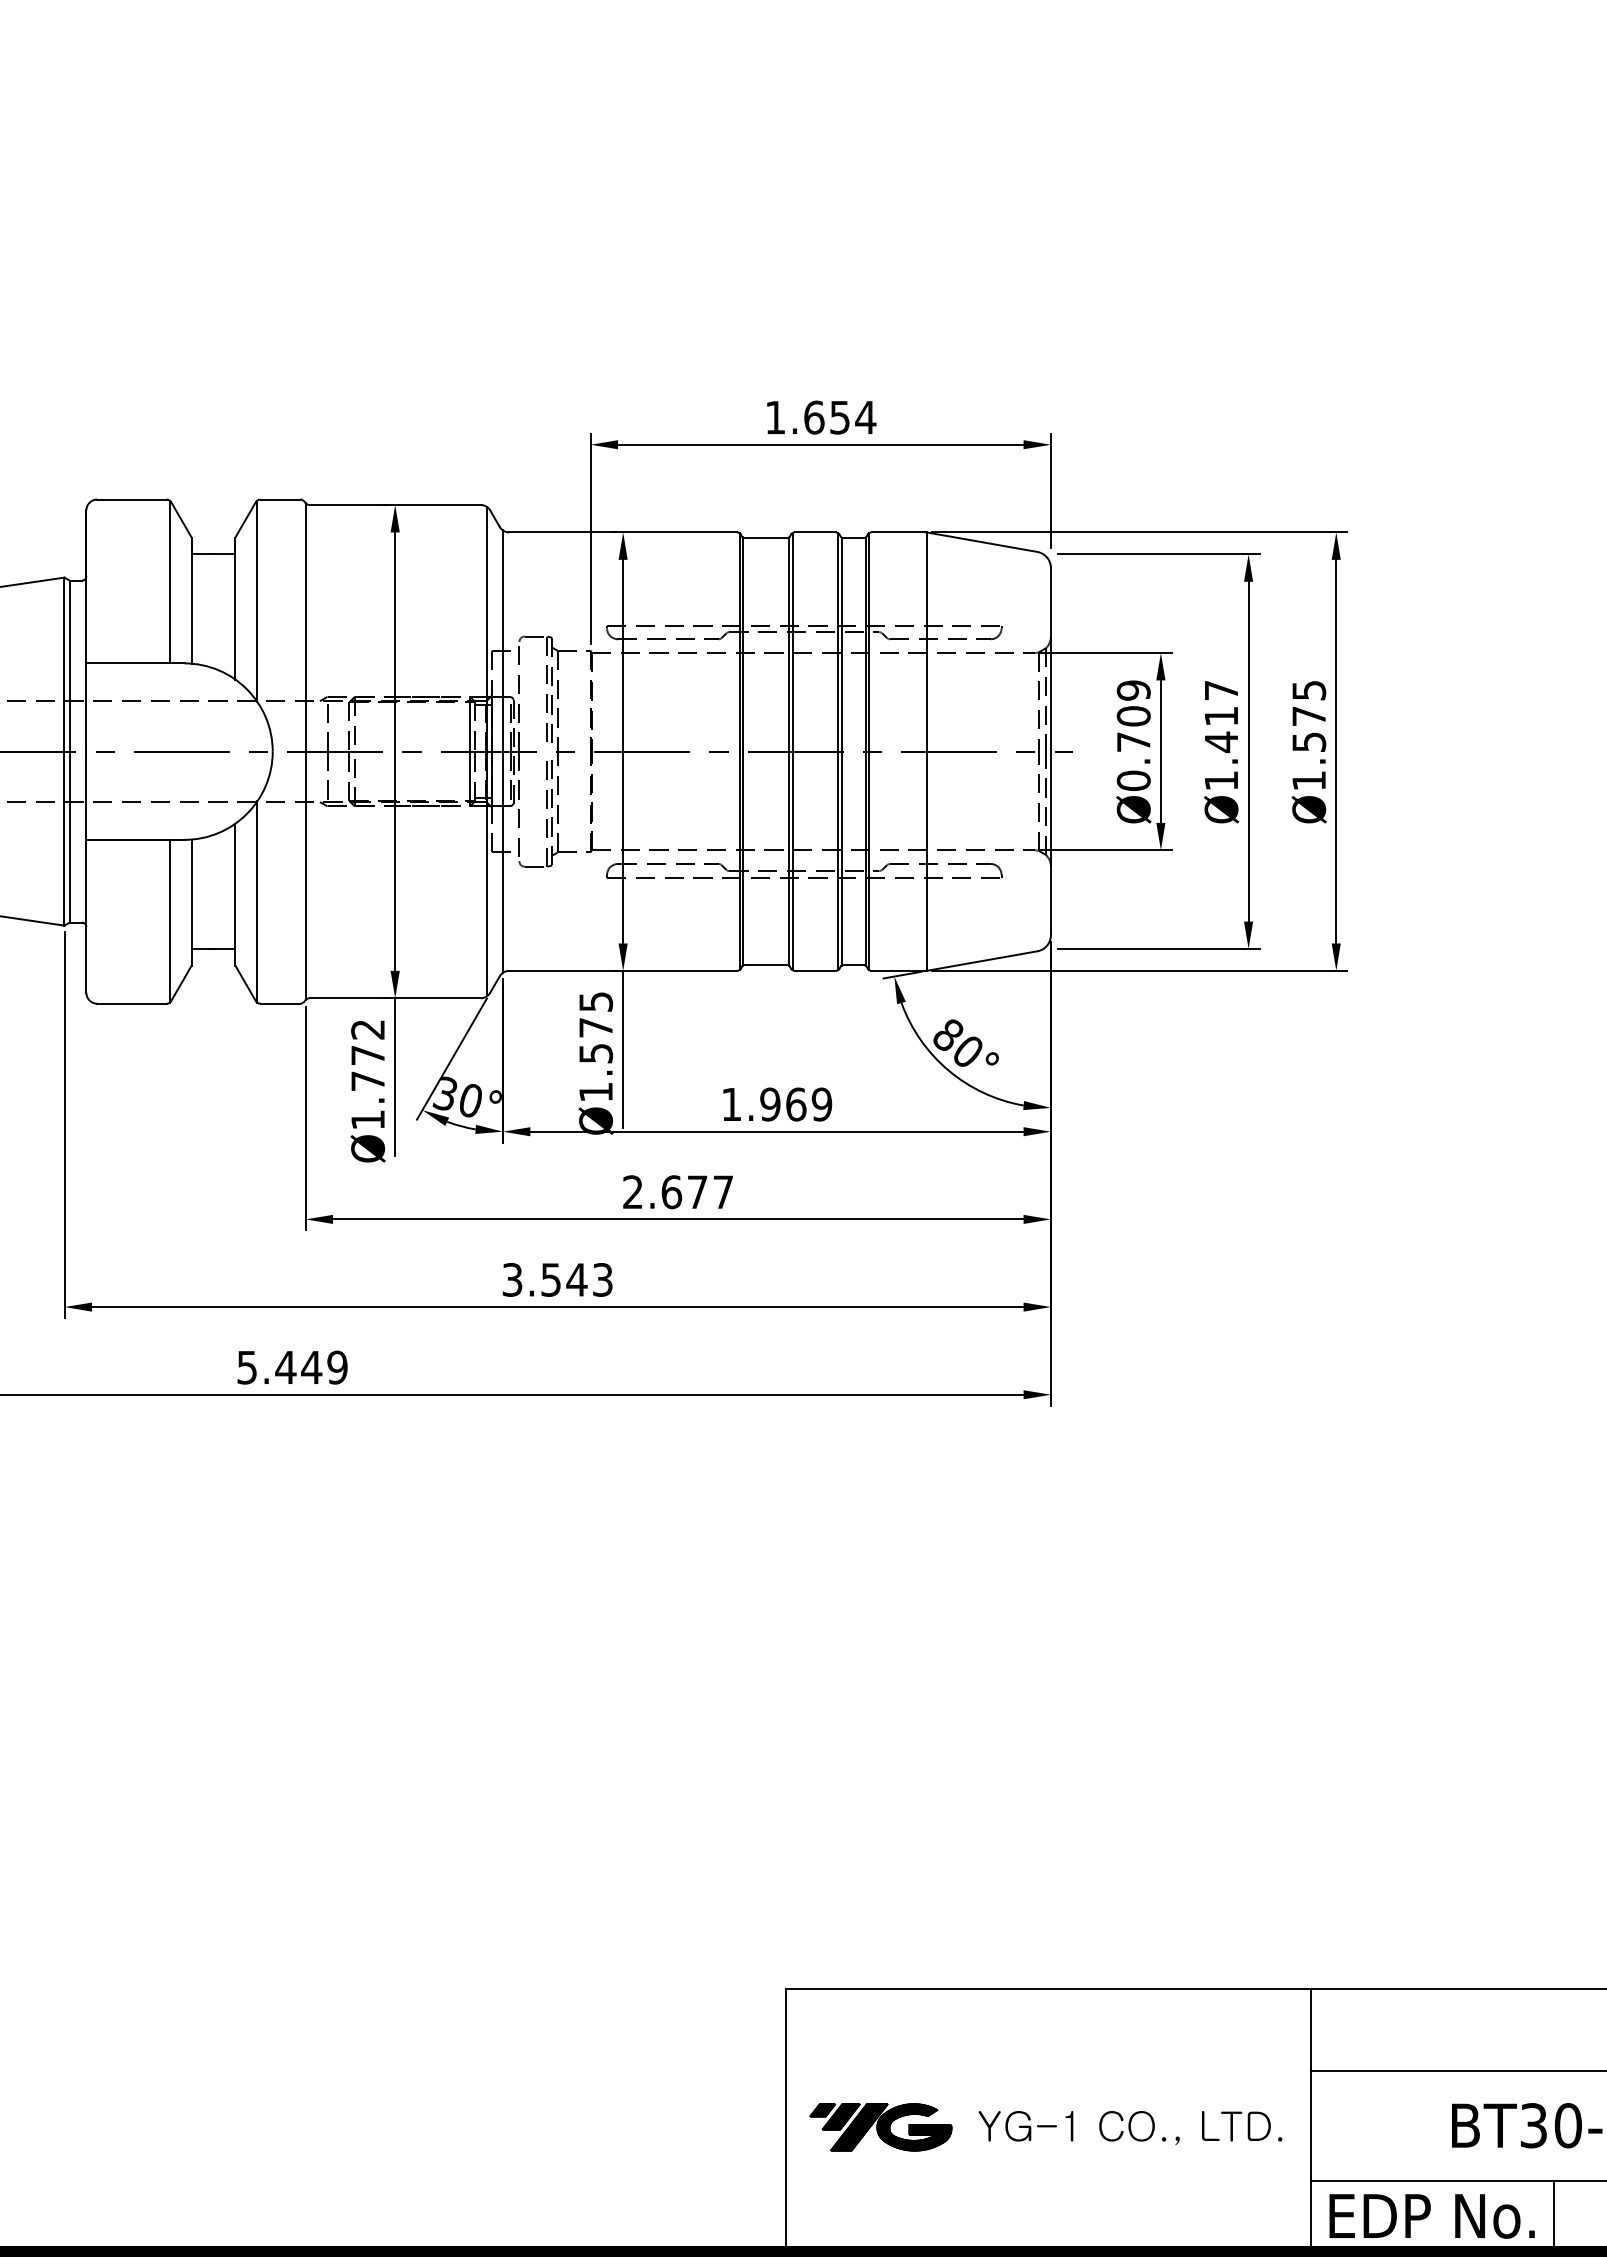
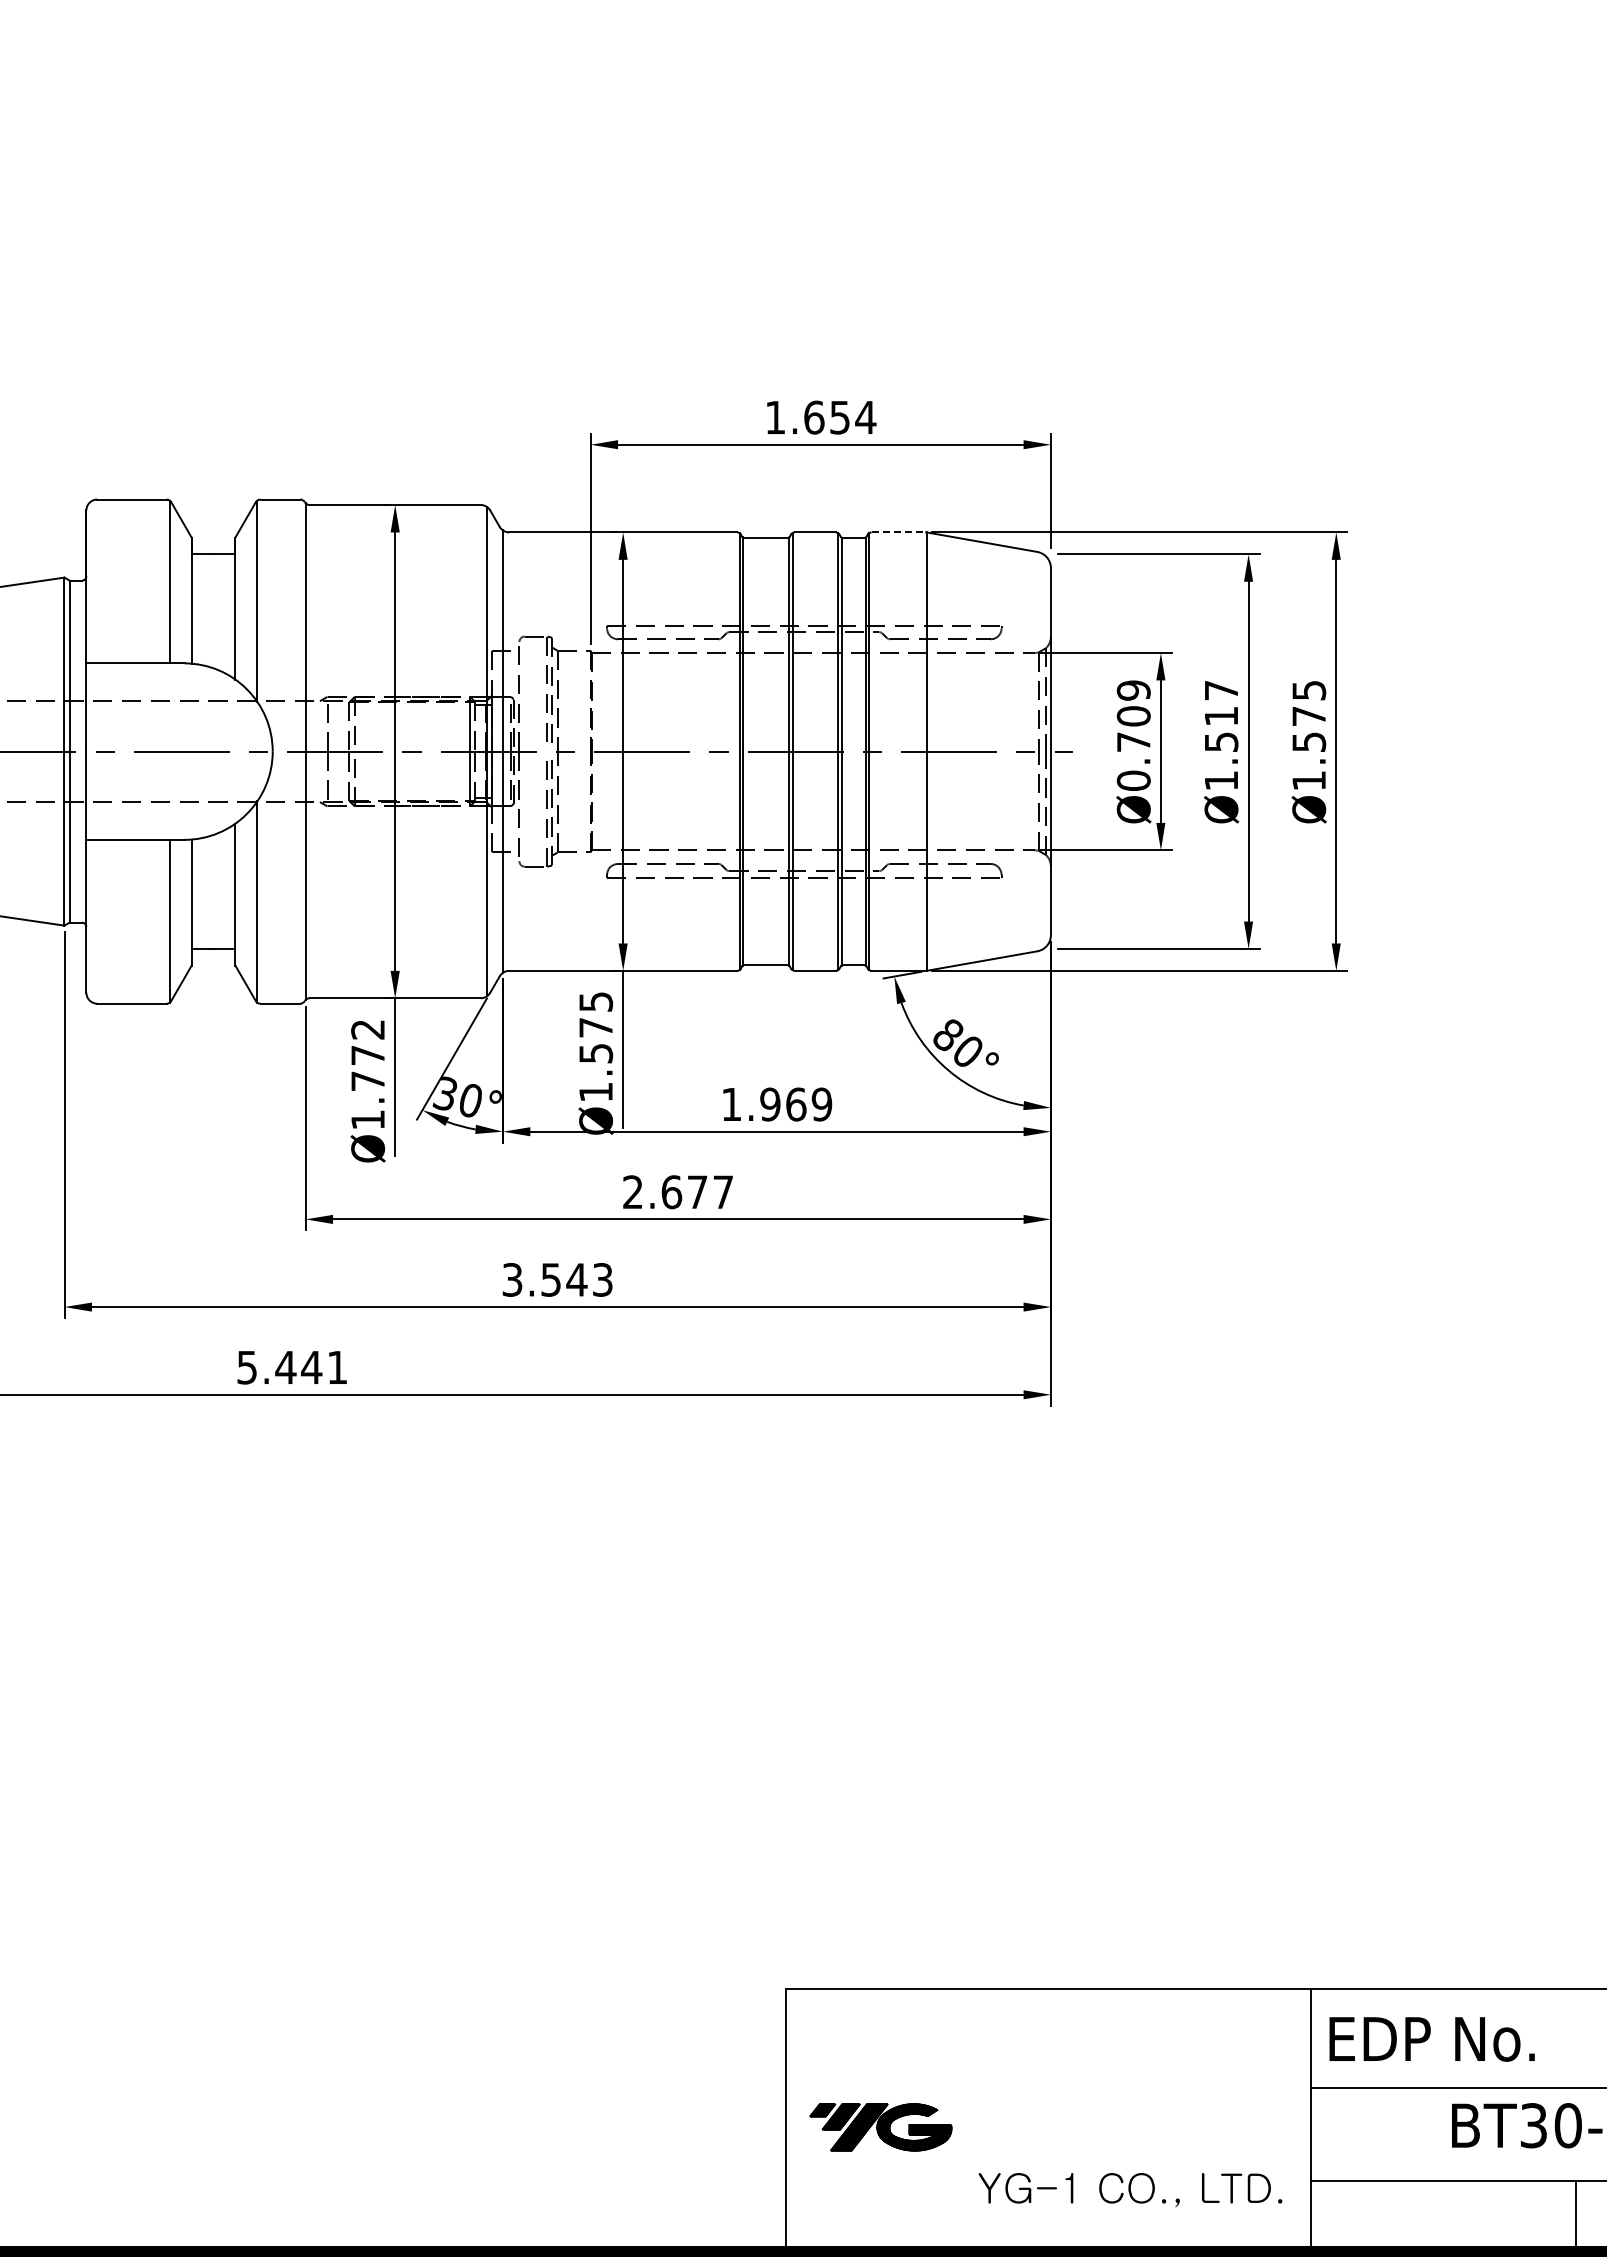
line: solid -> dashed (898, 532)
text: Ø1.417 -> Ø1.517 (1221, 742)
text: 5.449 -> 5.441 (337, 1367)
line position: (1456, 2070) -> (1456, 2087) (1456, 2087)
text position: (1130, 2128) -> (1130, 2190) (1130, 2190)
line position: (1554, 2215) -> (1576, 2215) (1576, 2215)
text position: (1431, 2216) -> (1431, 2039) (1431, 2039)
